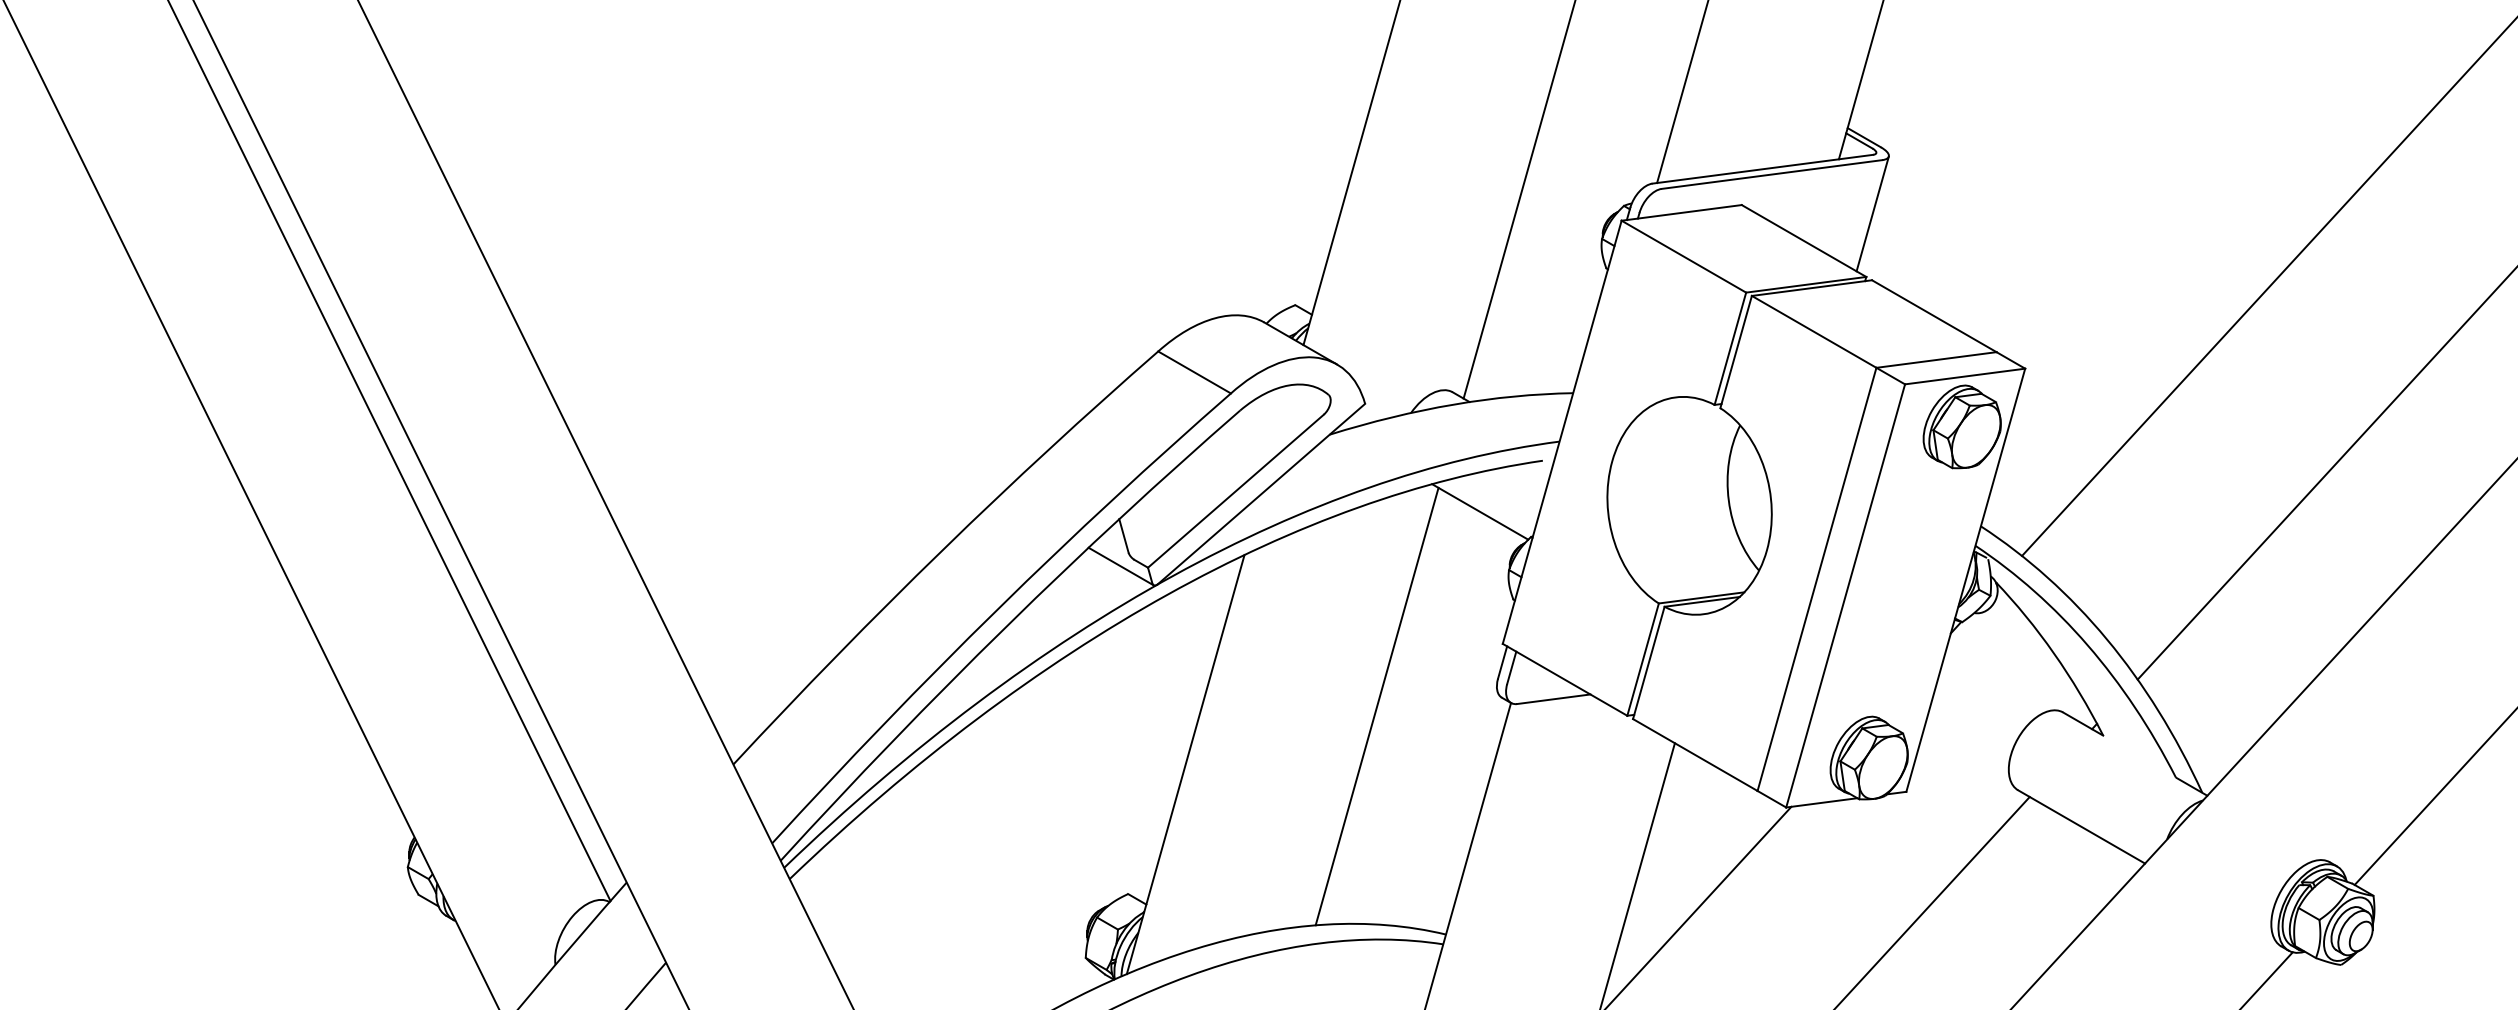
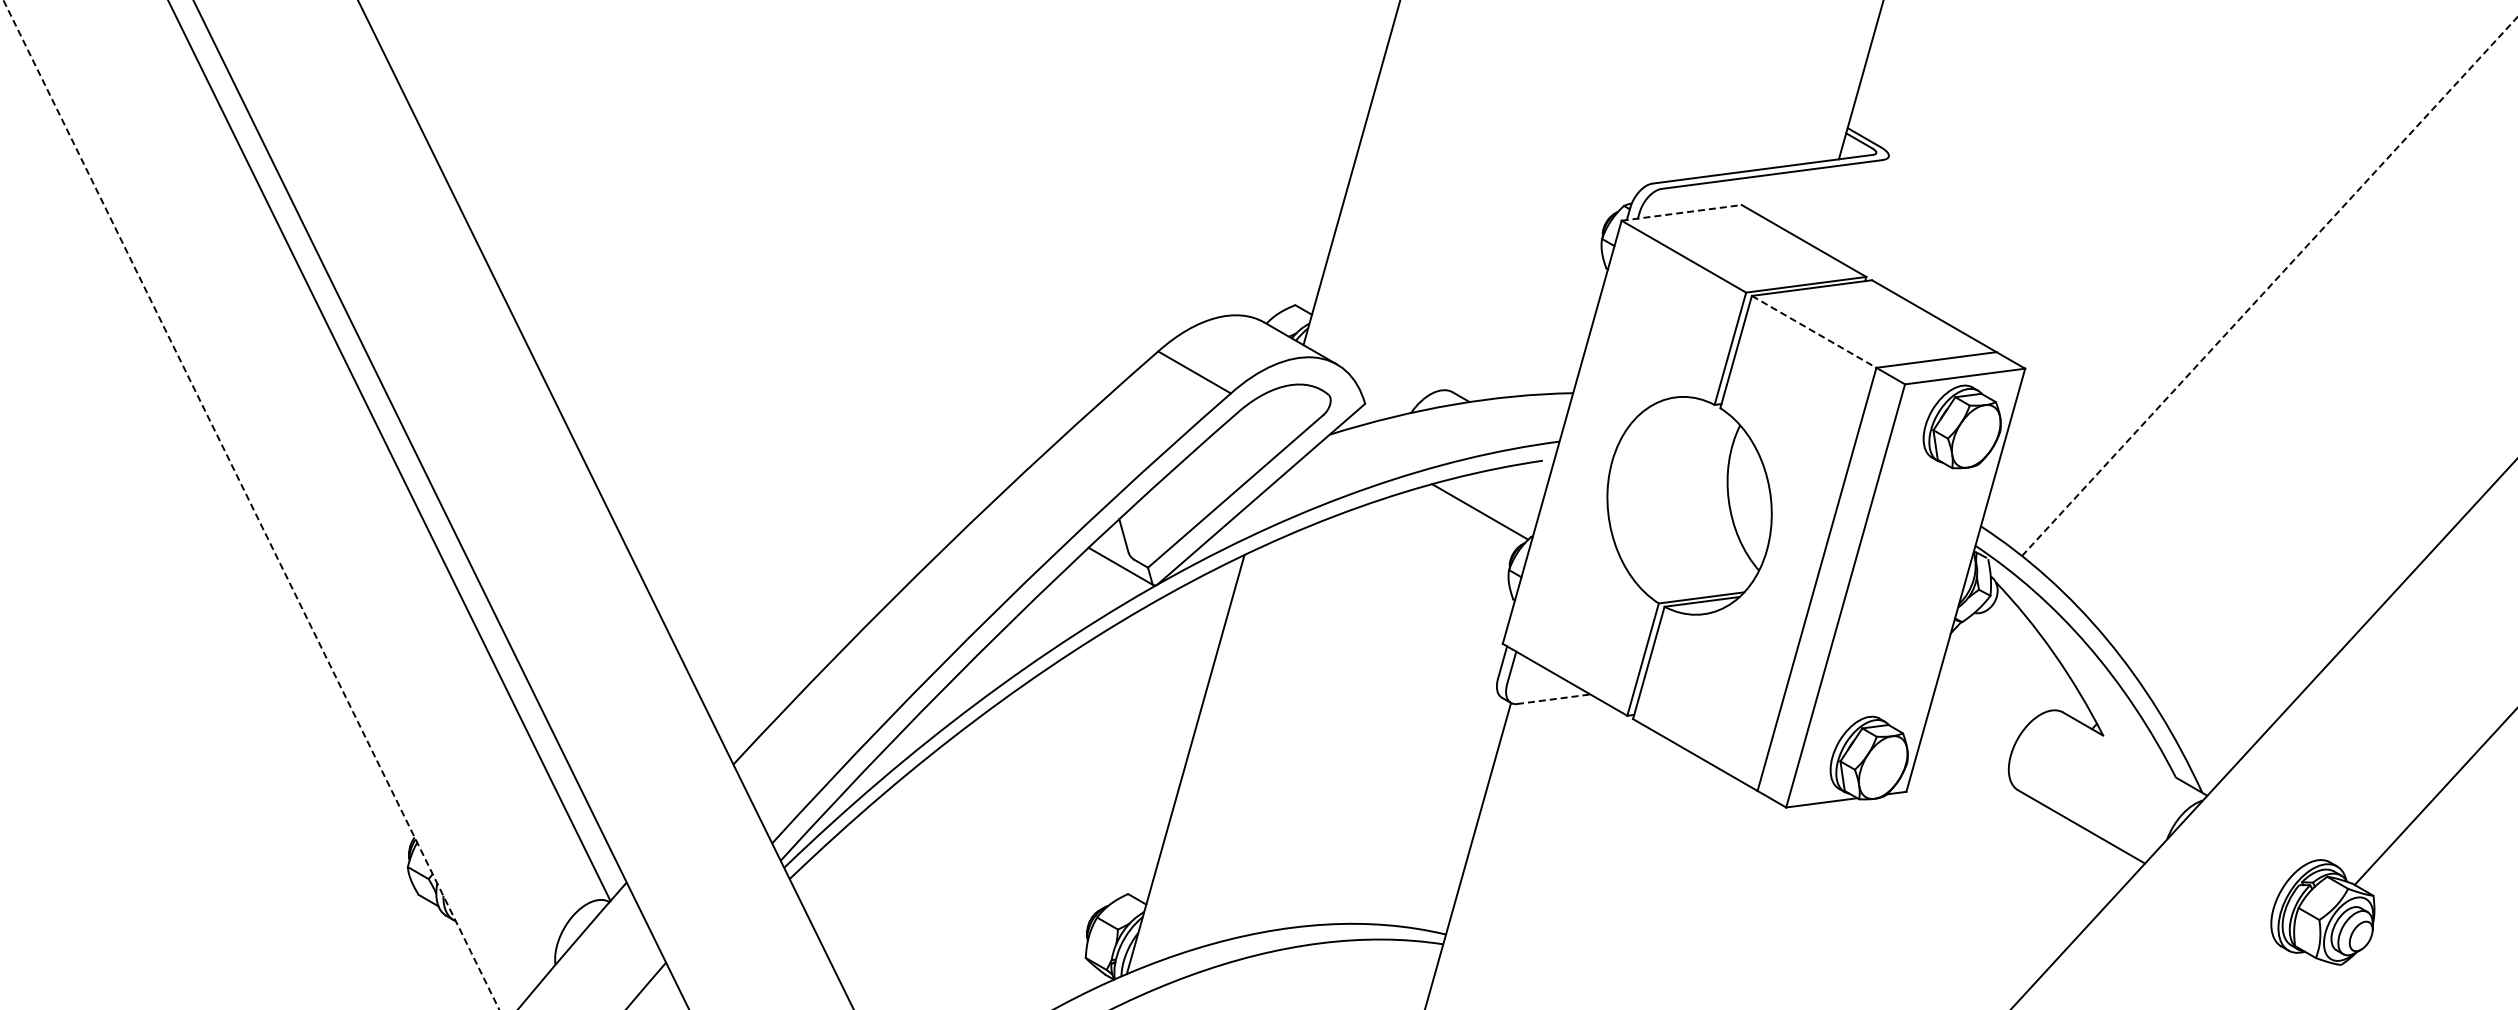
line: present -> none (1682, 92)
line: present -> none (1518, 200)
line: solid -> dashed (1681, 212)
line: present -> none (1872, 213)
line: solid -> dashed (2269, 286)
line: solid -> dashed (1814, 331)
line: present -> none (2325, 474)
line: solid -> dashed (251, 504)
line: solid -> dashed (1554, 699)
line: present -> none (1376, 706)
line: present -> none (1637, 874)
line: present -> none (1933, 901)
line: present -> none (1699, 906)
line: present -> none (2267, 979)
